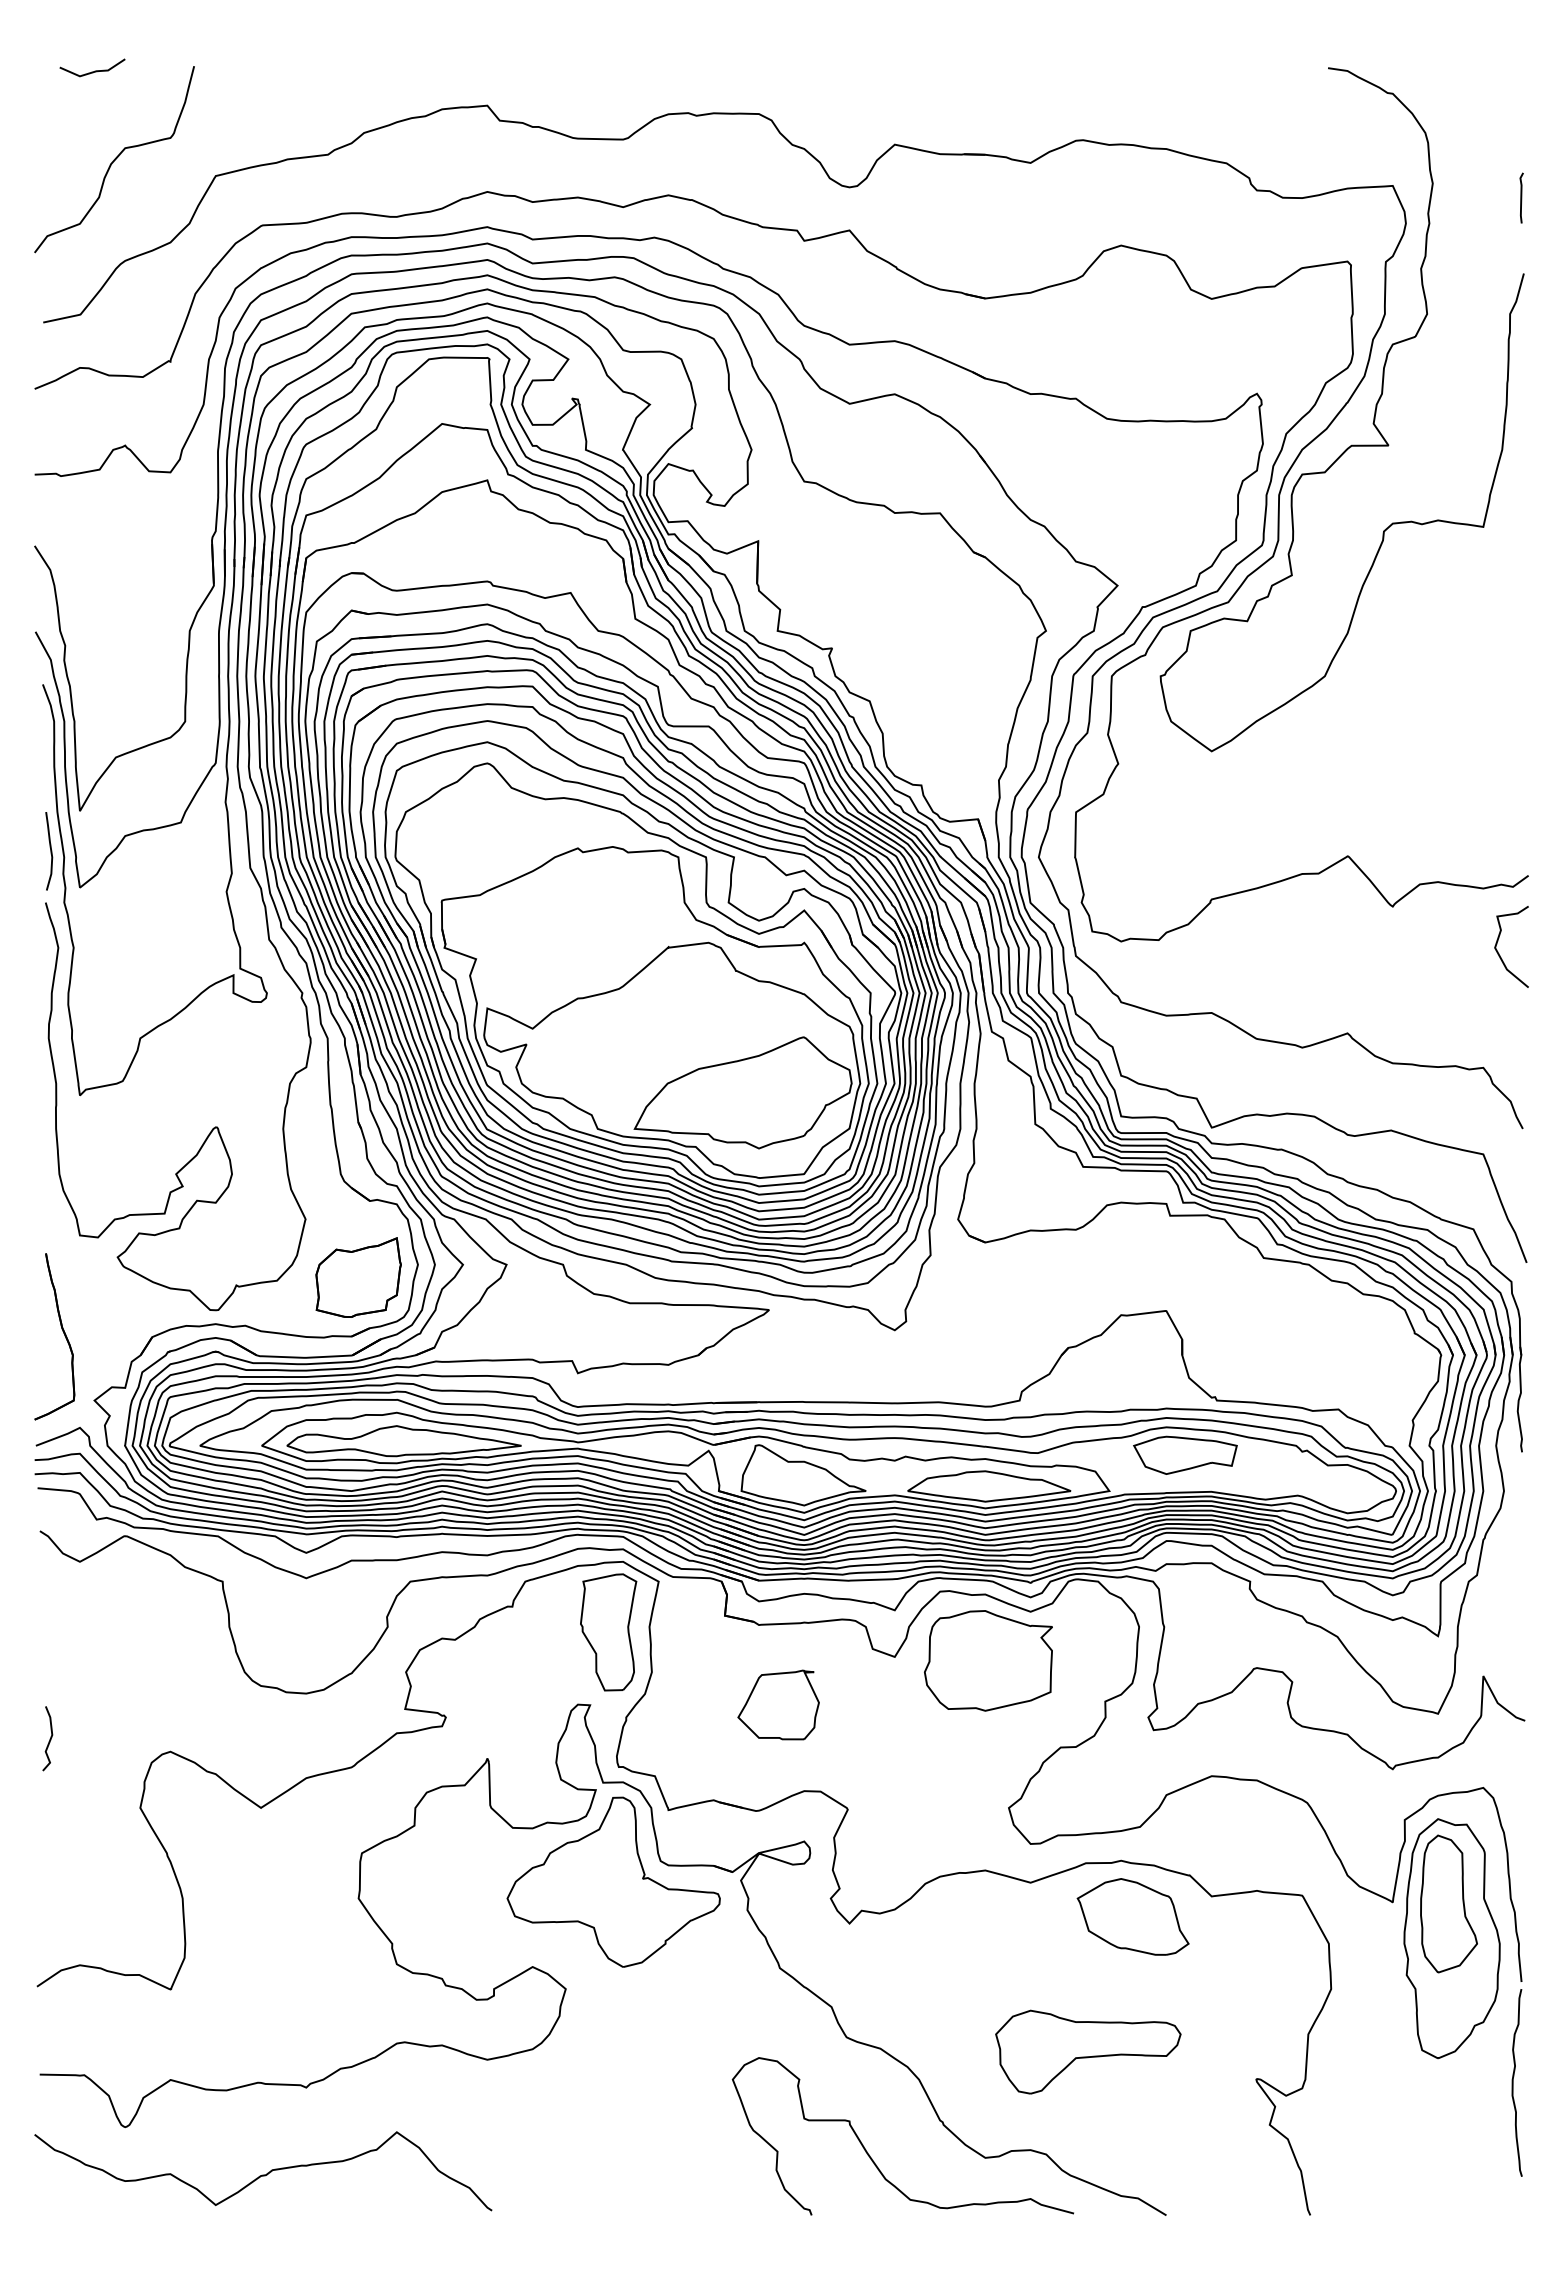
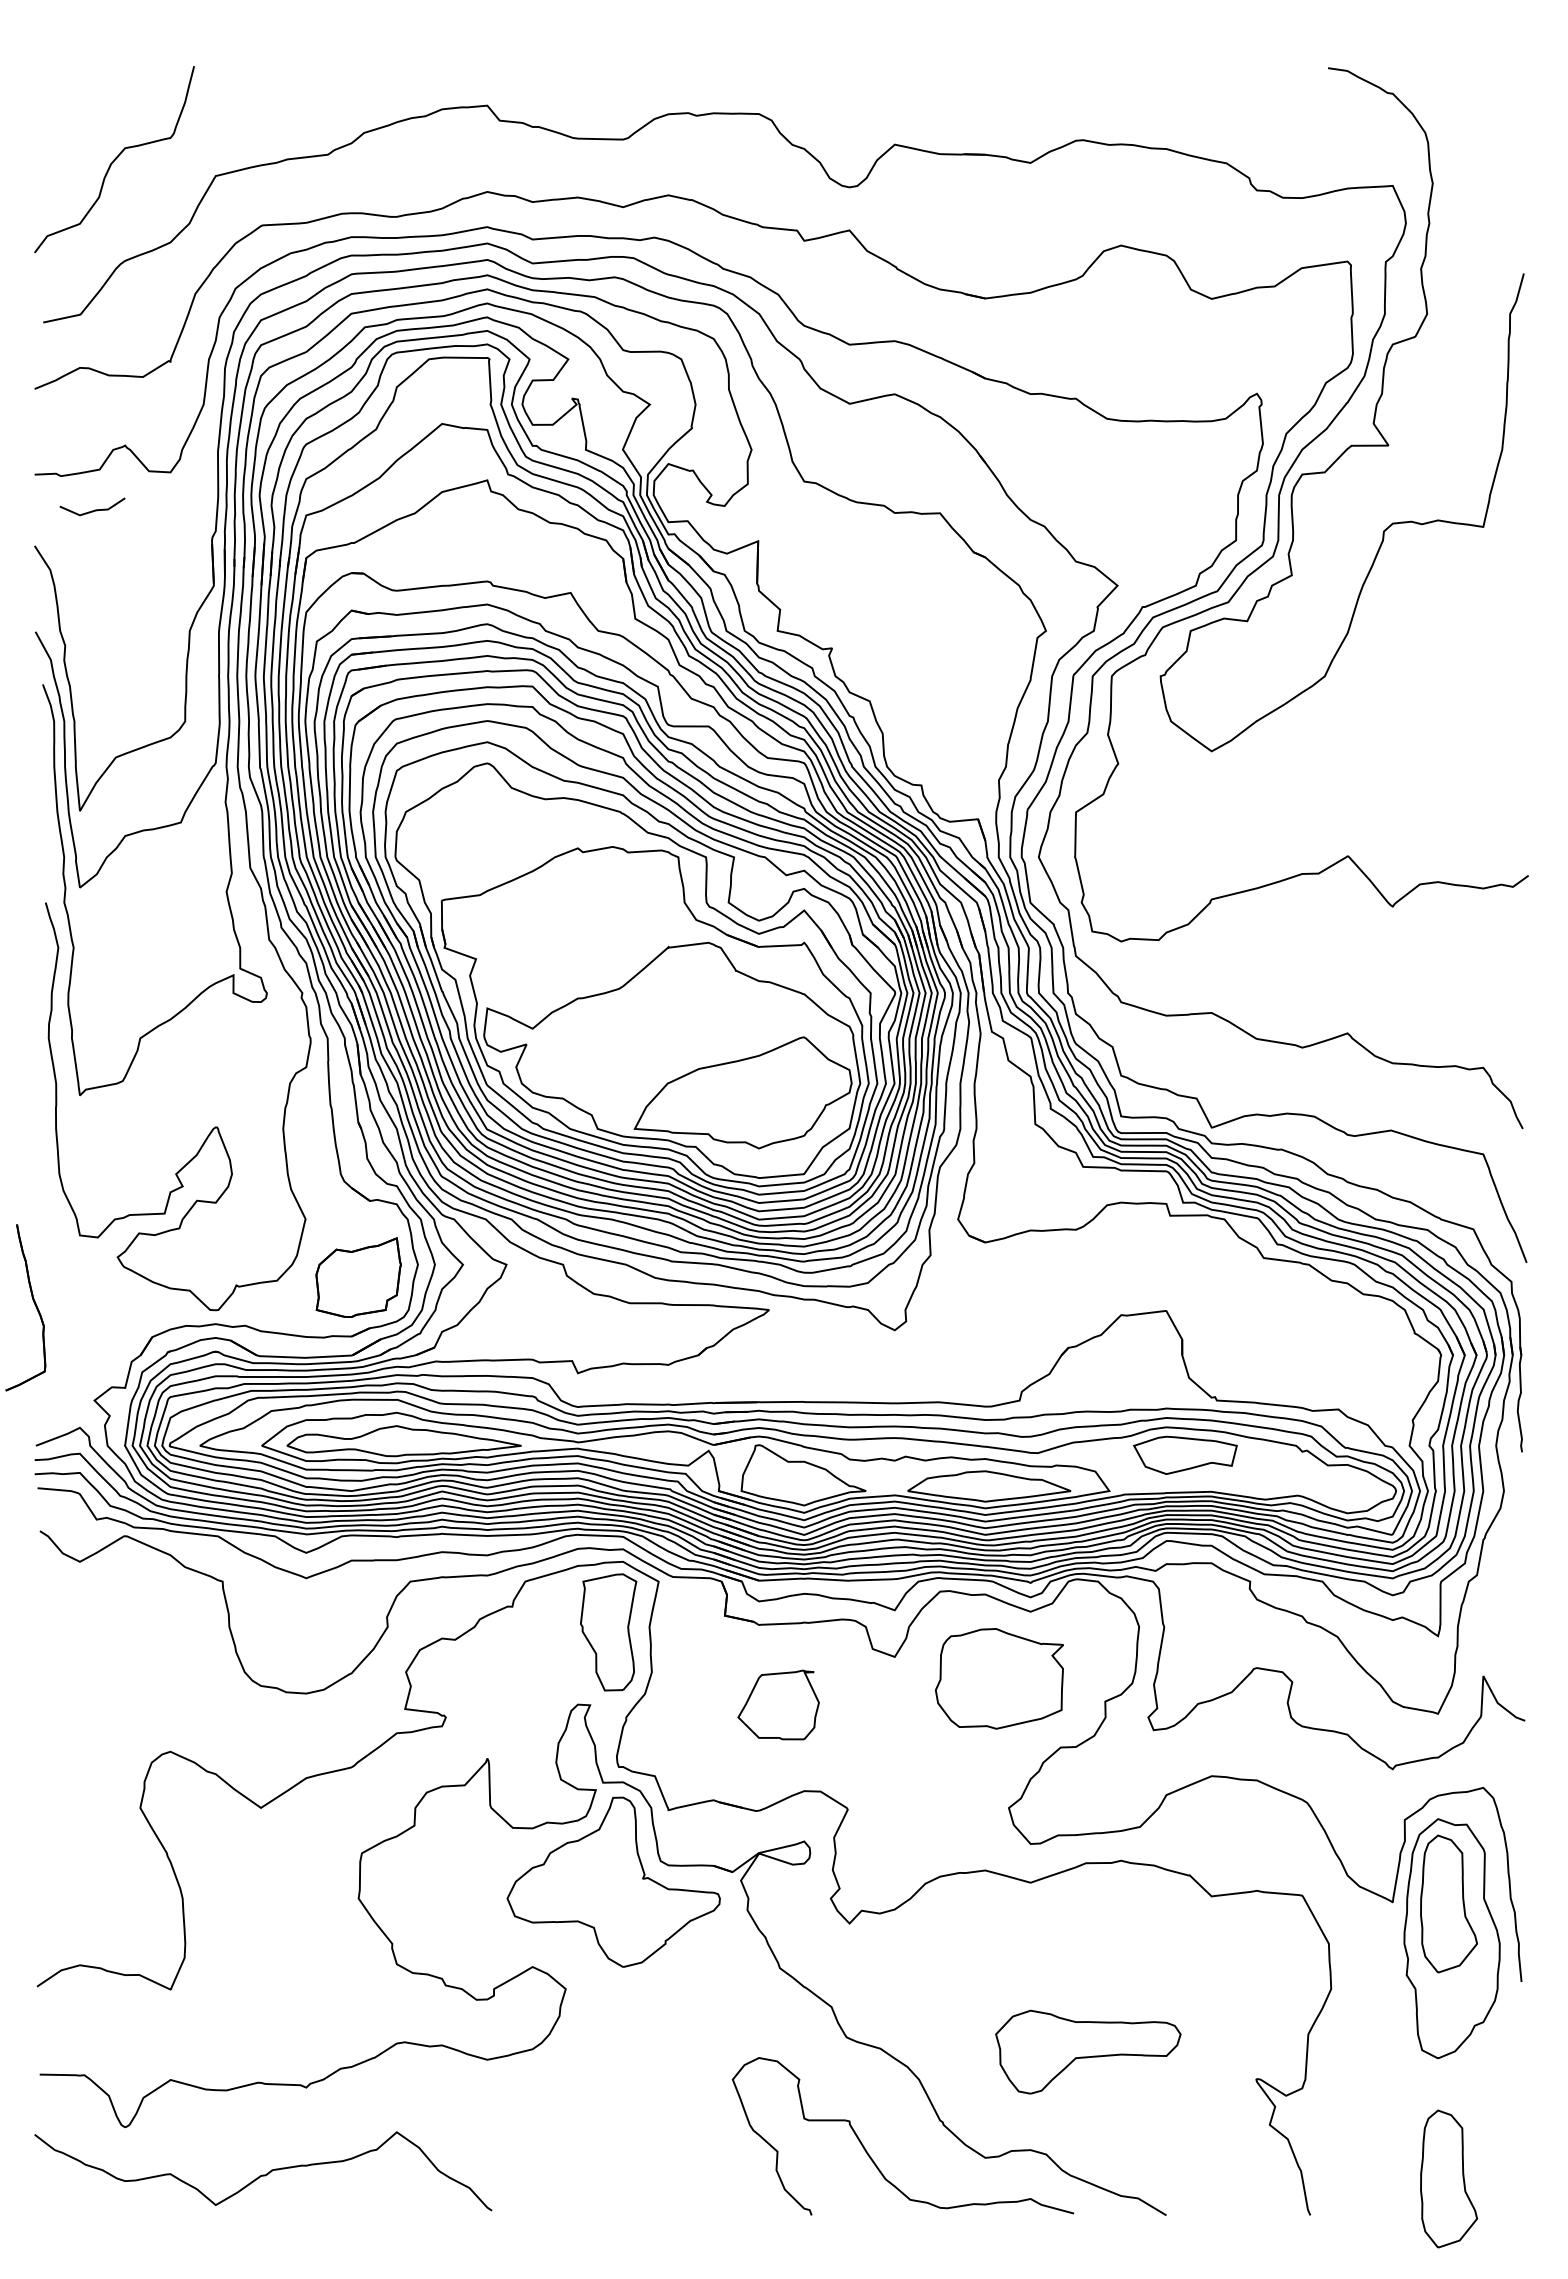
line position: (94, 70) -> (94, 509) (94, 509)
line: present -> none (1521, 197)
curve: present -> none (50, 851)
curve: present -> none (1499, 953)
part position: (62, 1331) -> (33, 1302) (33, 1302)
part position: (988, 1660) -> (999, 1678) (999, 1678)
curve: present -> none (49, 1739)
part: present -> none (1132, 1916)
curve: present -> none (1513, 2082)
part: none -> present (1448, 2178)
